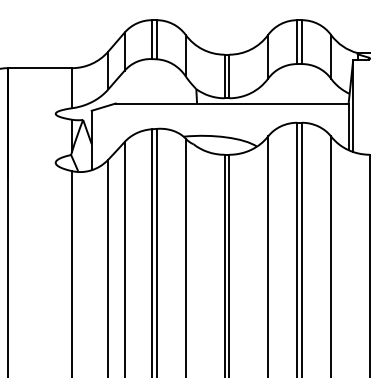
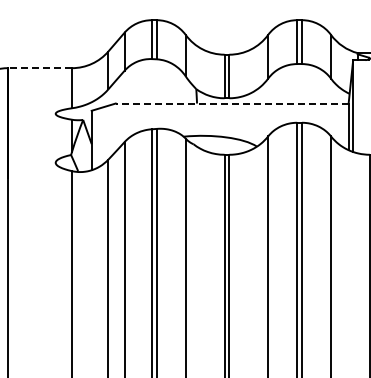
line: solid -> dashed (39, 68)
line: solid -> dashed (232, 103)
